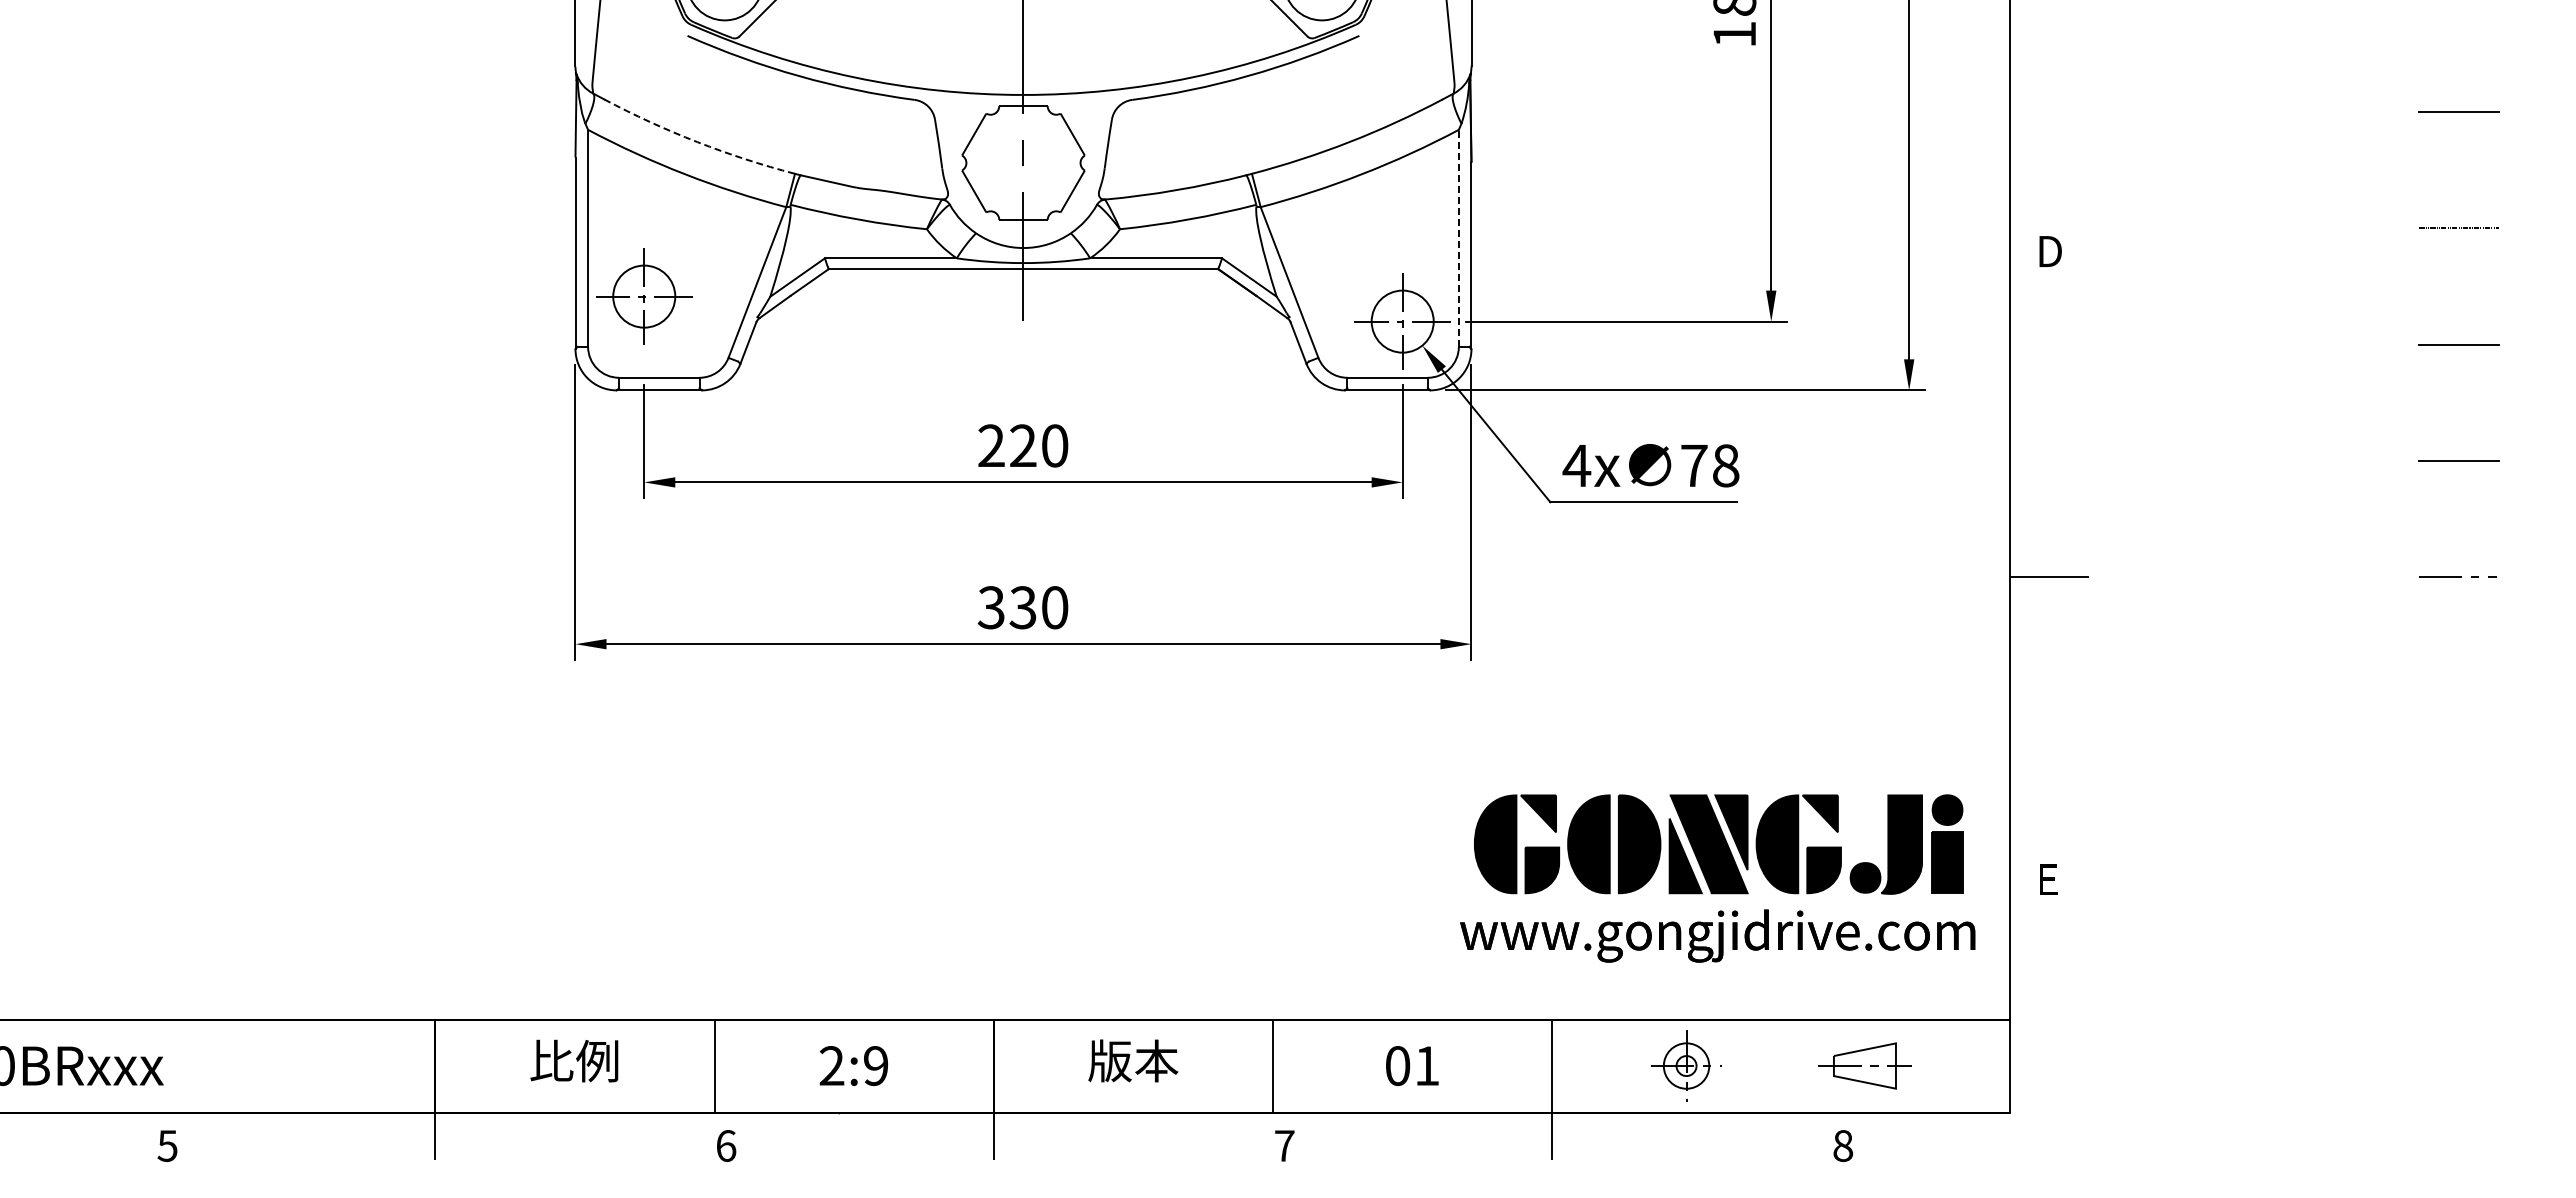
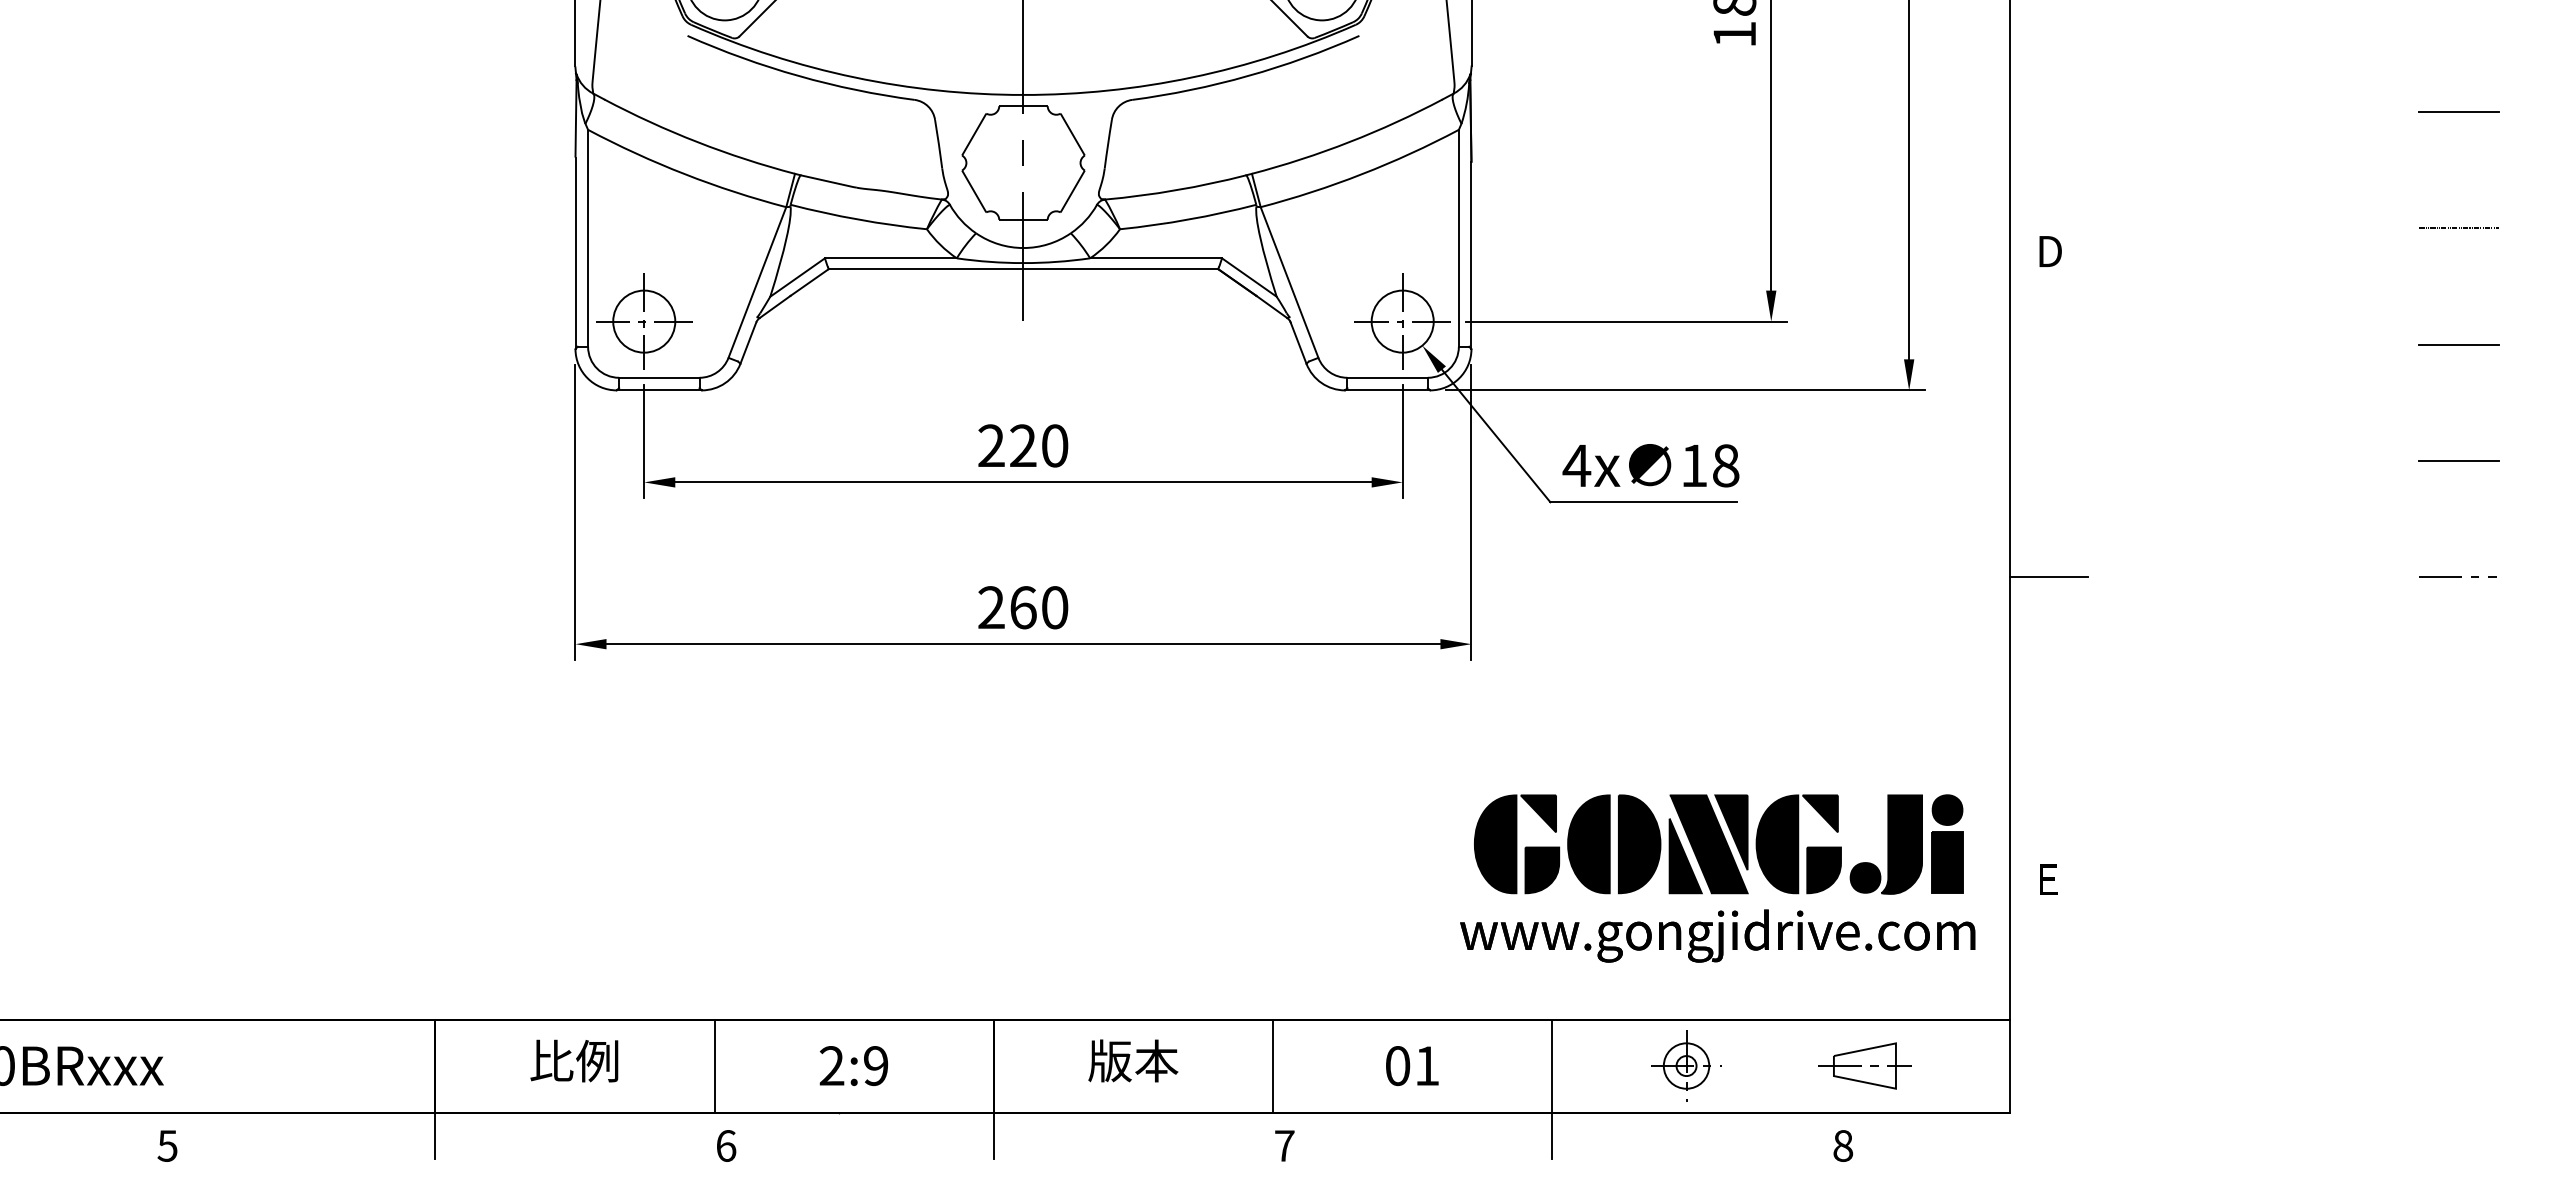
arc: dashed -> solid (697, 142)
line: dashed -> solid (1458, 237)
part position: (644, 296) -> (644, 321) (644, 321)
text: 78 -> 18 (1694, 465)
text: 330 -> 260 (1006, 607)
